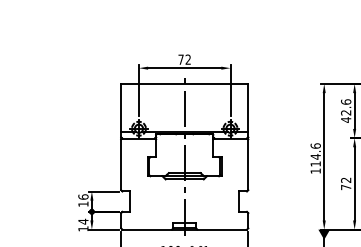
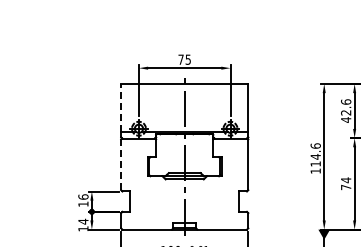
text: 72 -> 75 (187, 59)
line: solid -> dashed (121, 107)
line: solid -> dashed (121, 164)
text: 72 -> 74 (346, 180)
